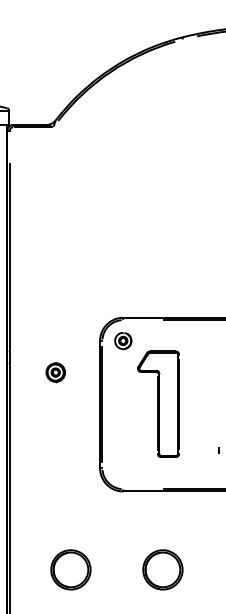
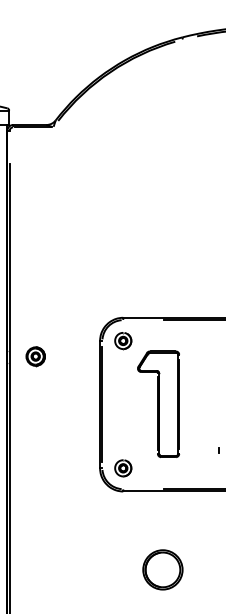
part position: (55, 372) -> (35, 356) (35, 356)
part: none -> present (123, 468)
part: present -> none (70, 569)
